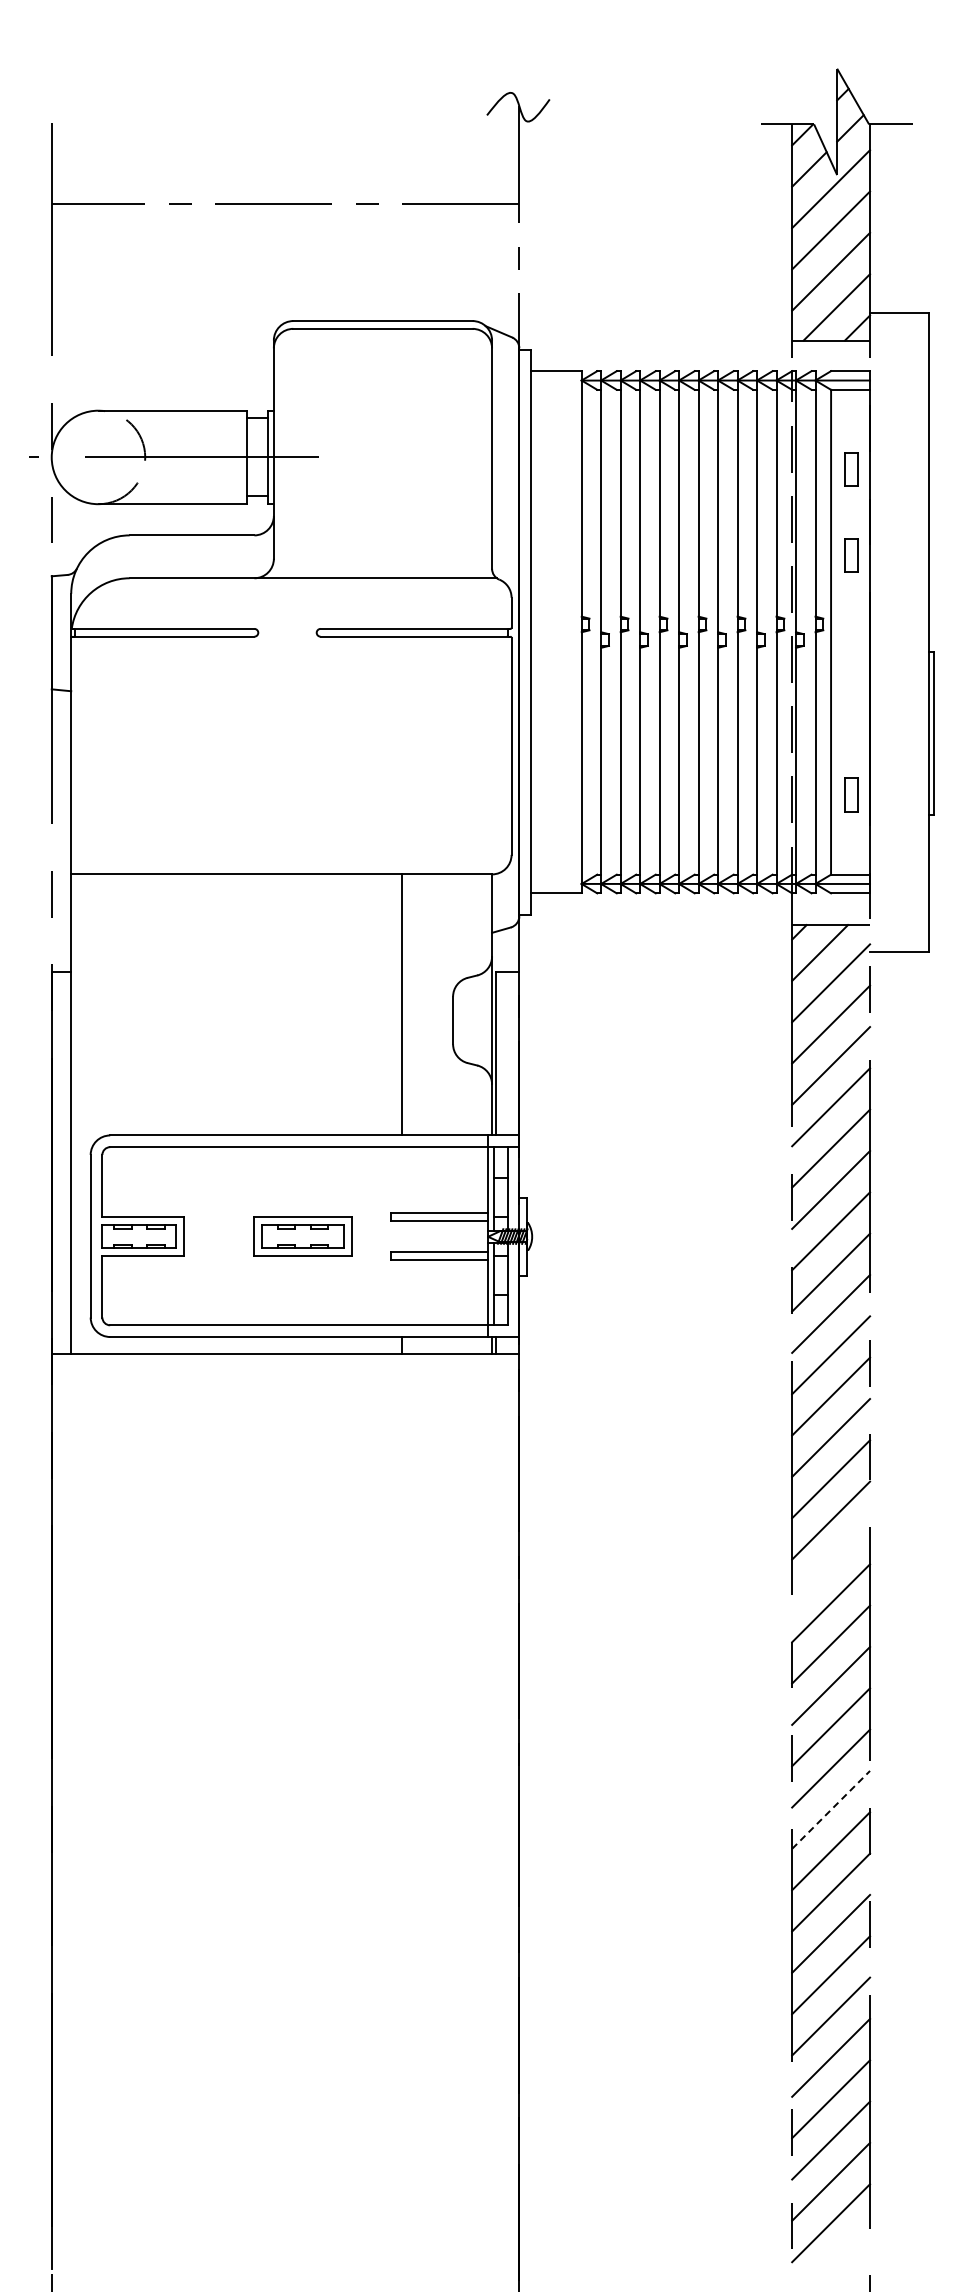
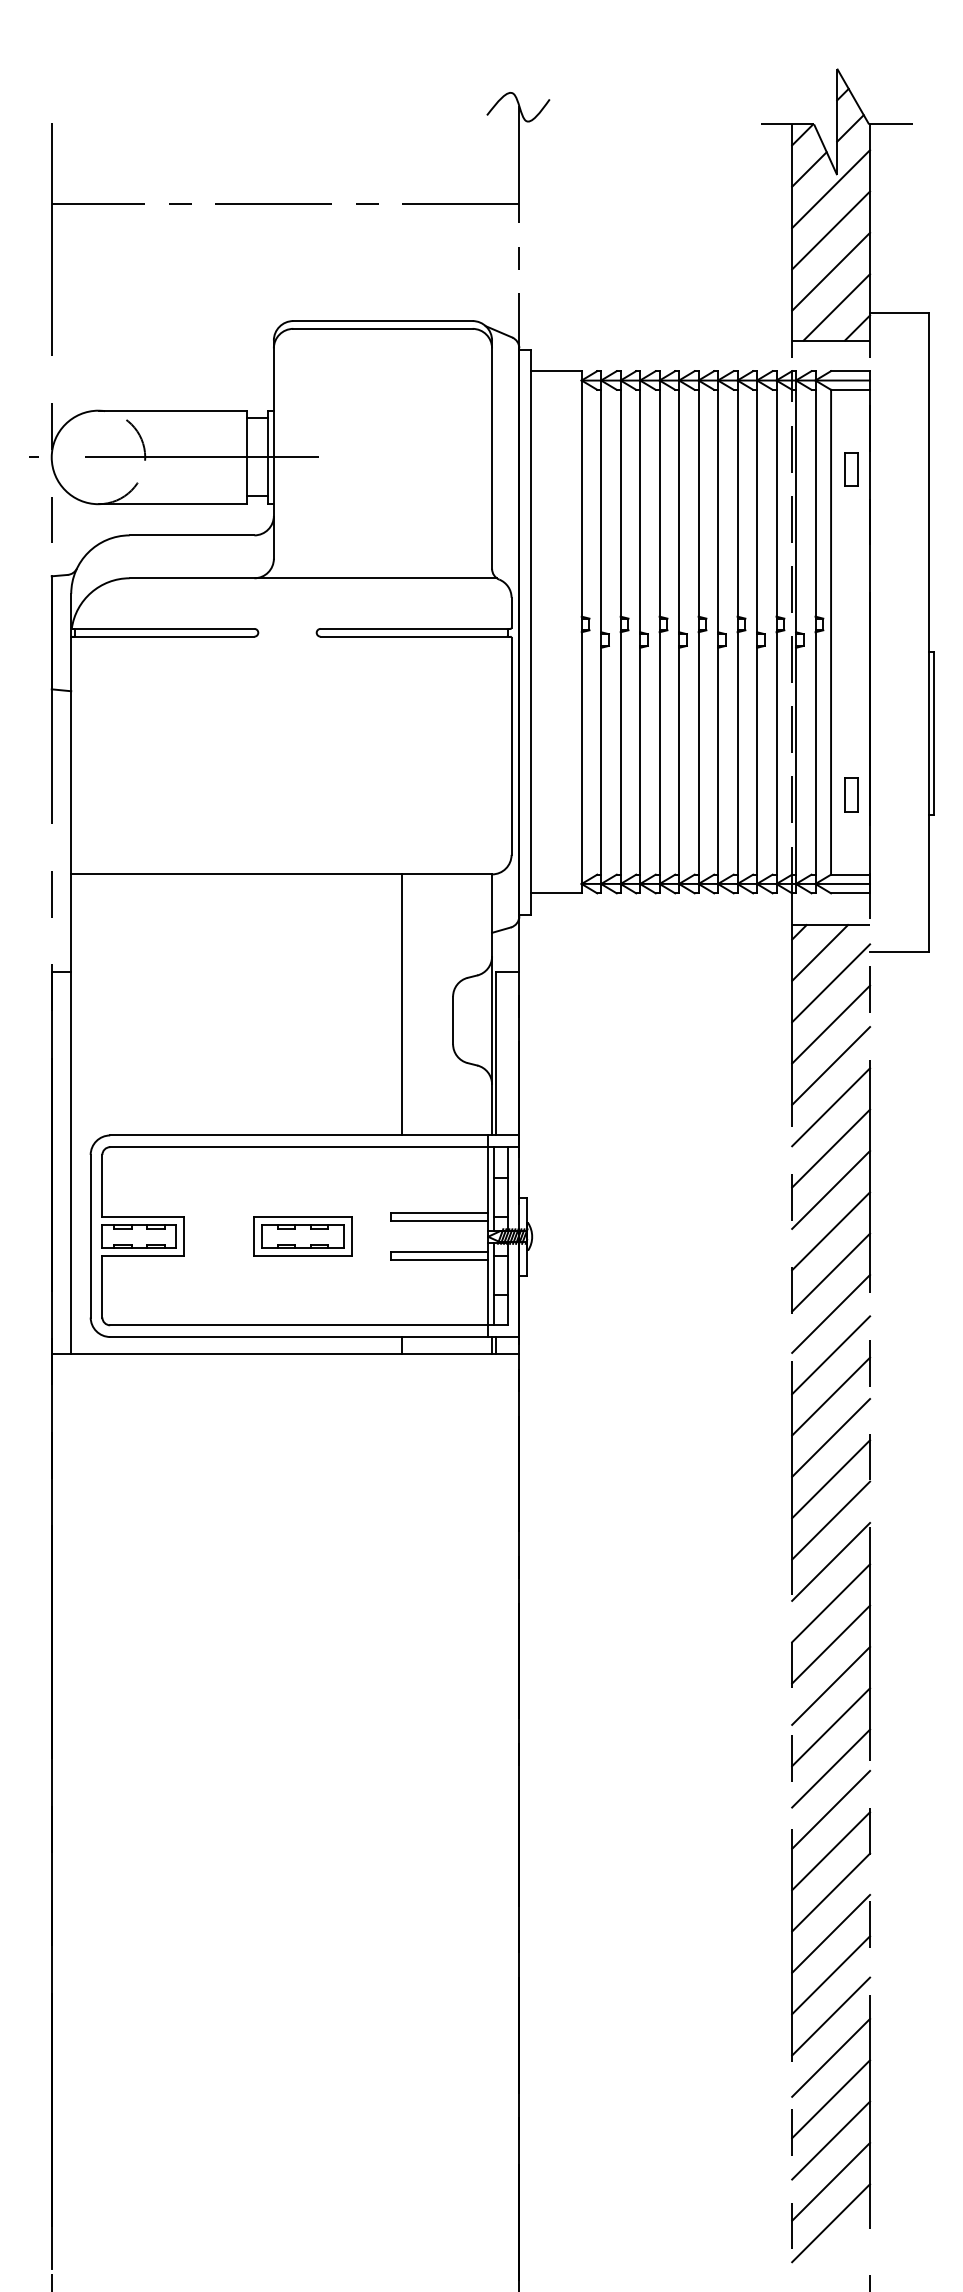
part: present -> none (851, 555)
line: none -> present (831, 1561)
line: dashed -> solid (831, 1809)
